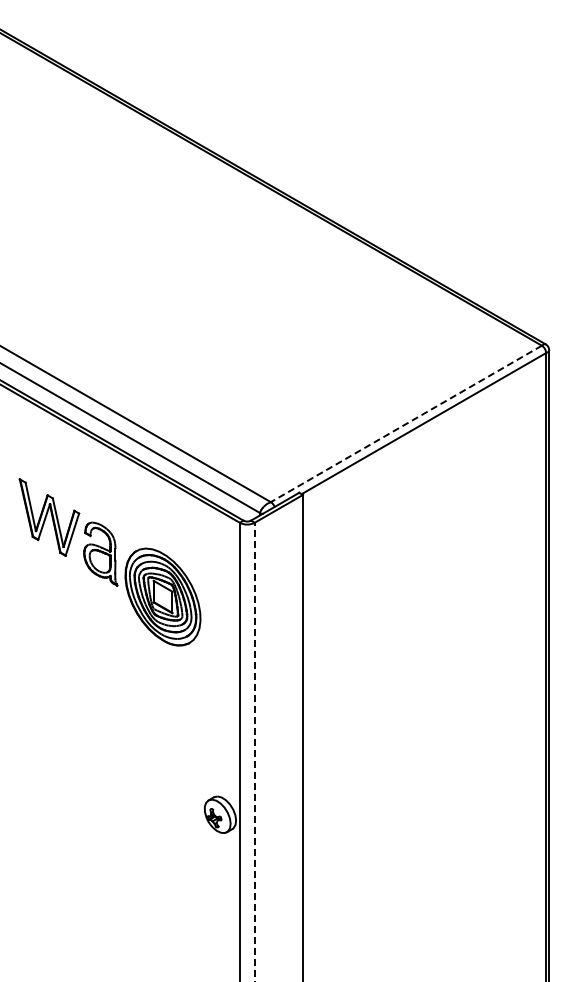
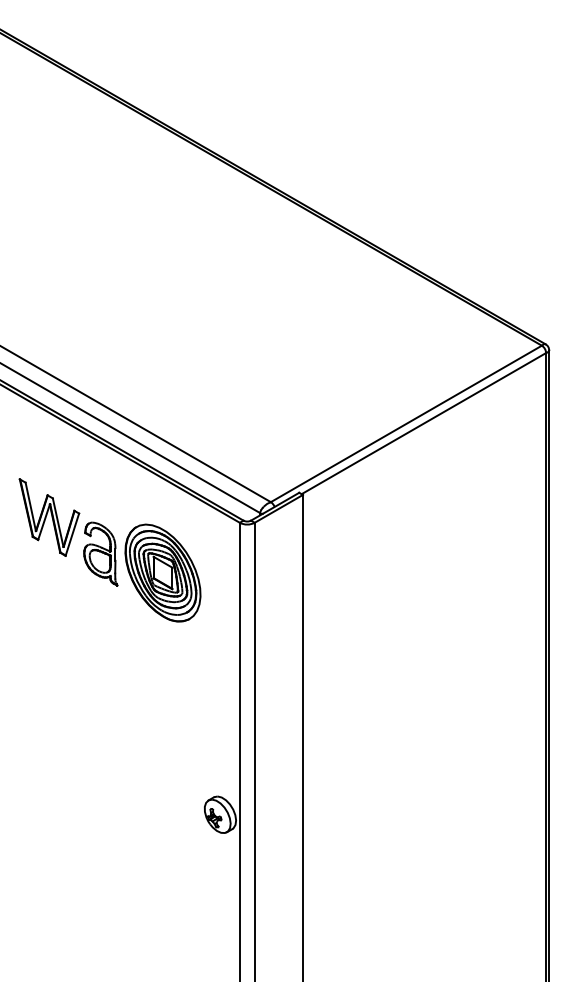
line: dashed -> solid (405, 424)
part position: (162, 596) -> (162, 572) (162, 572)
line: dashed -> solid (254, 751)
